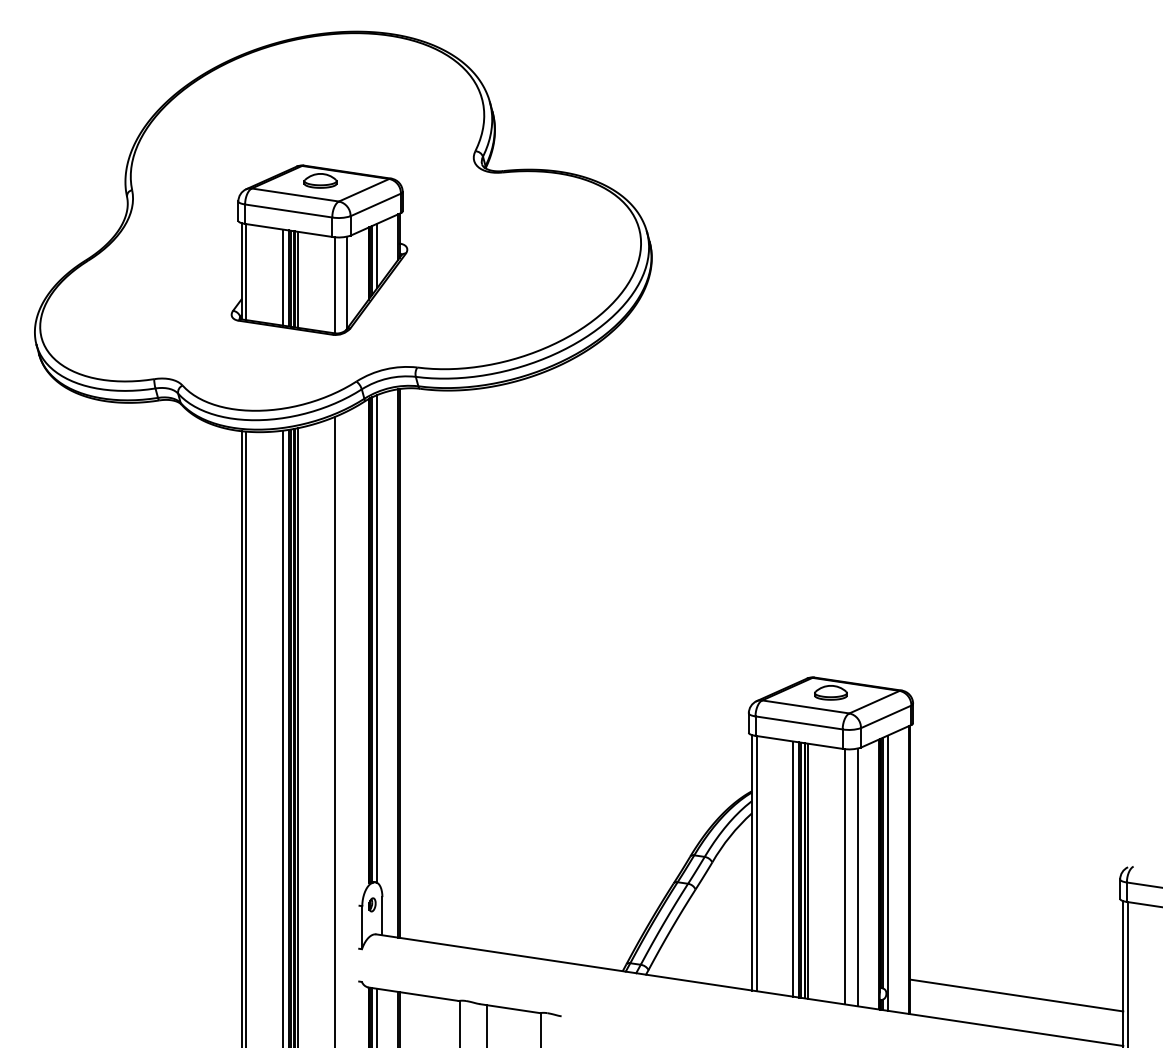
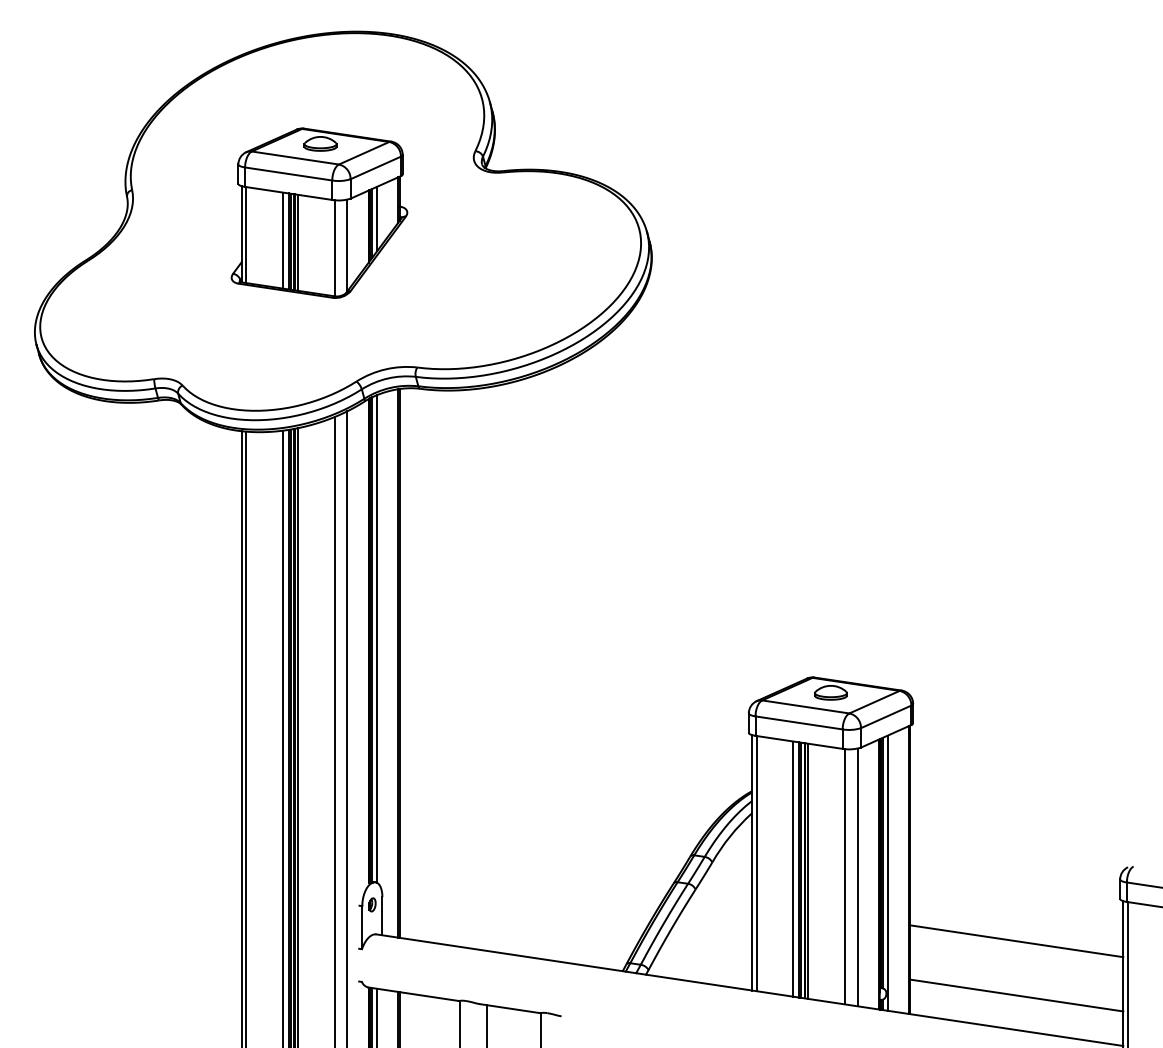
part position: (319, 249) -> (319, 212) (319, 212)
line: none -> present (347, 727)
line: none -> present (1016, 941)
